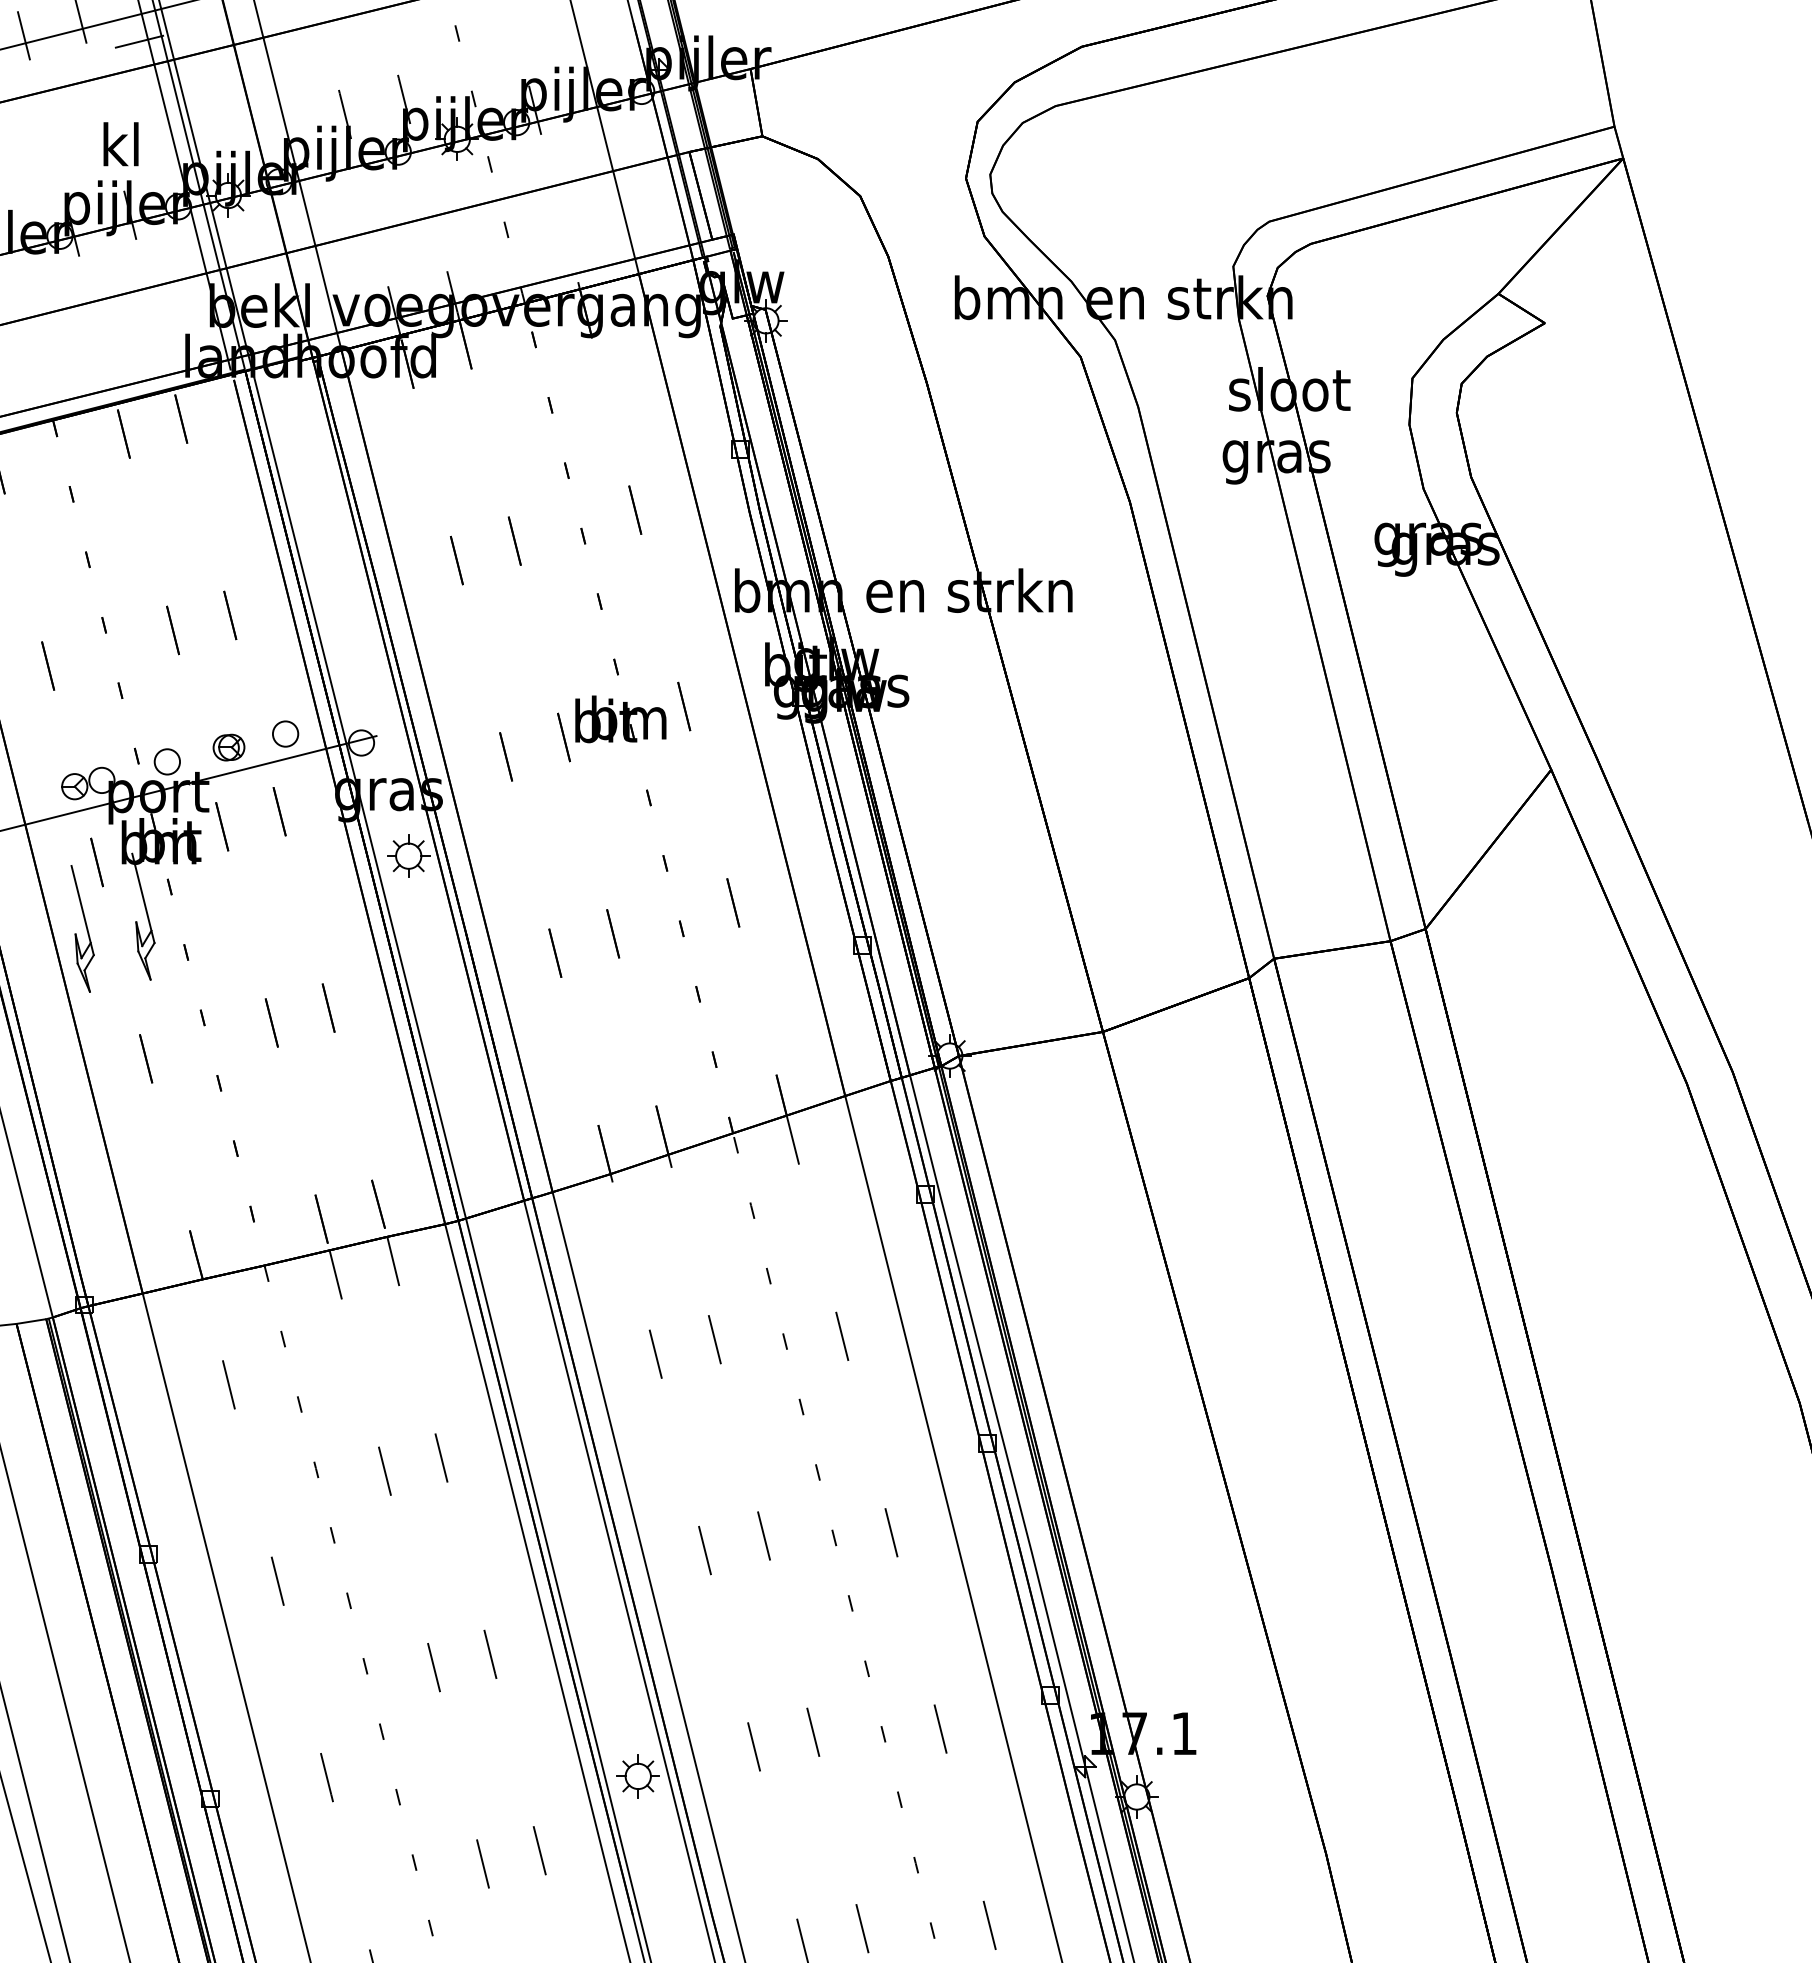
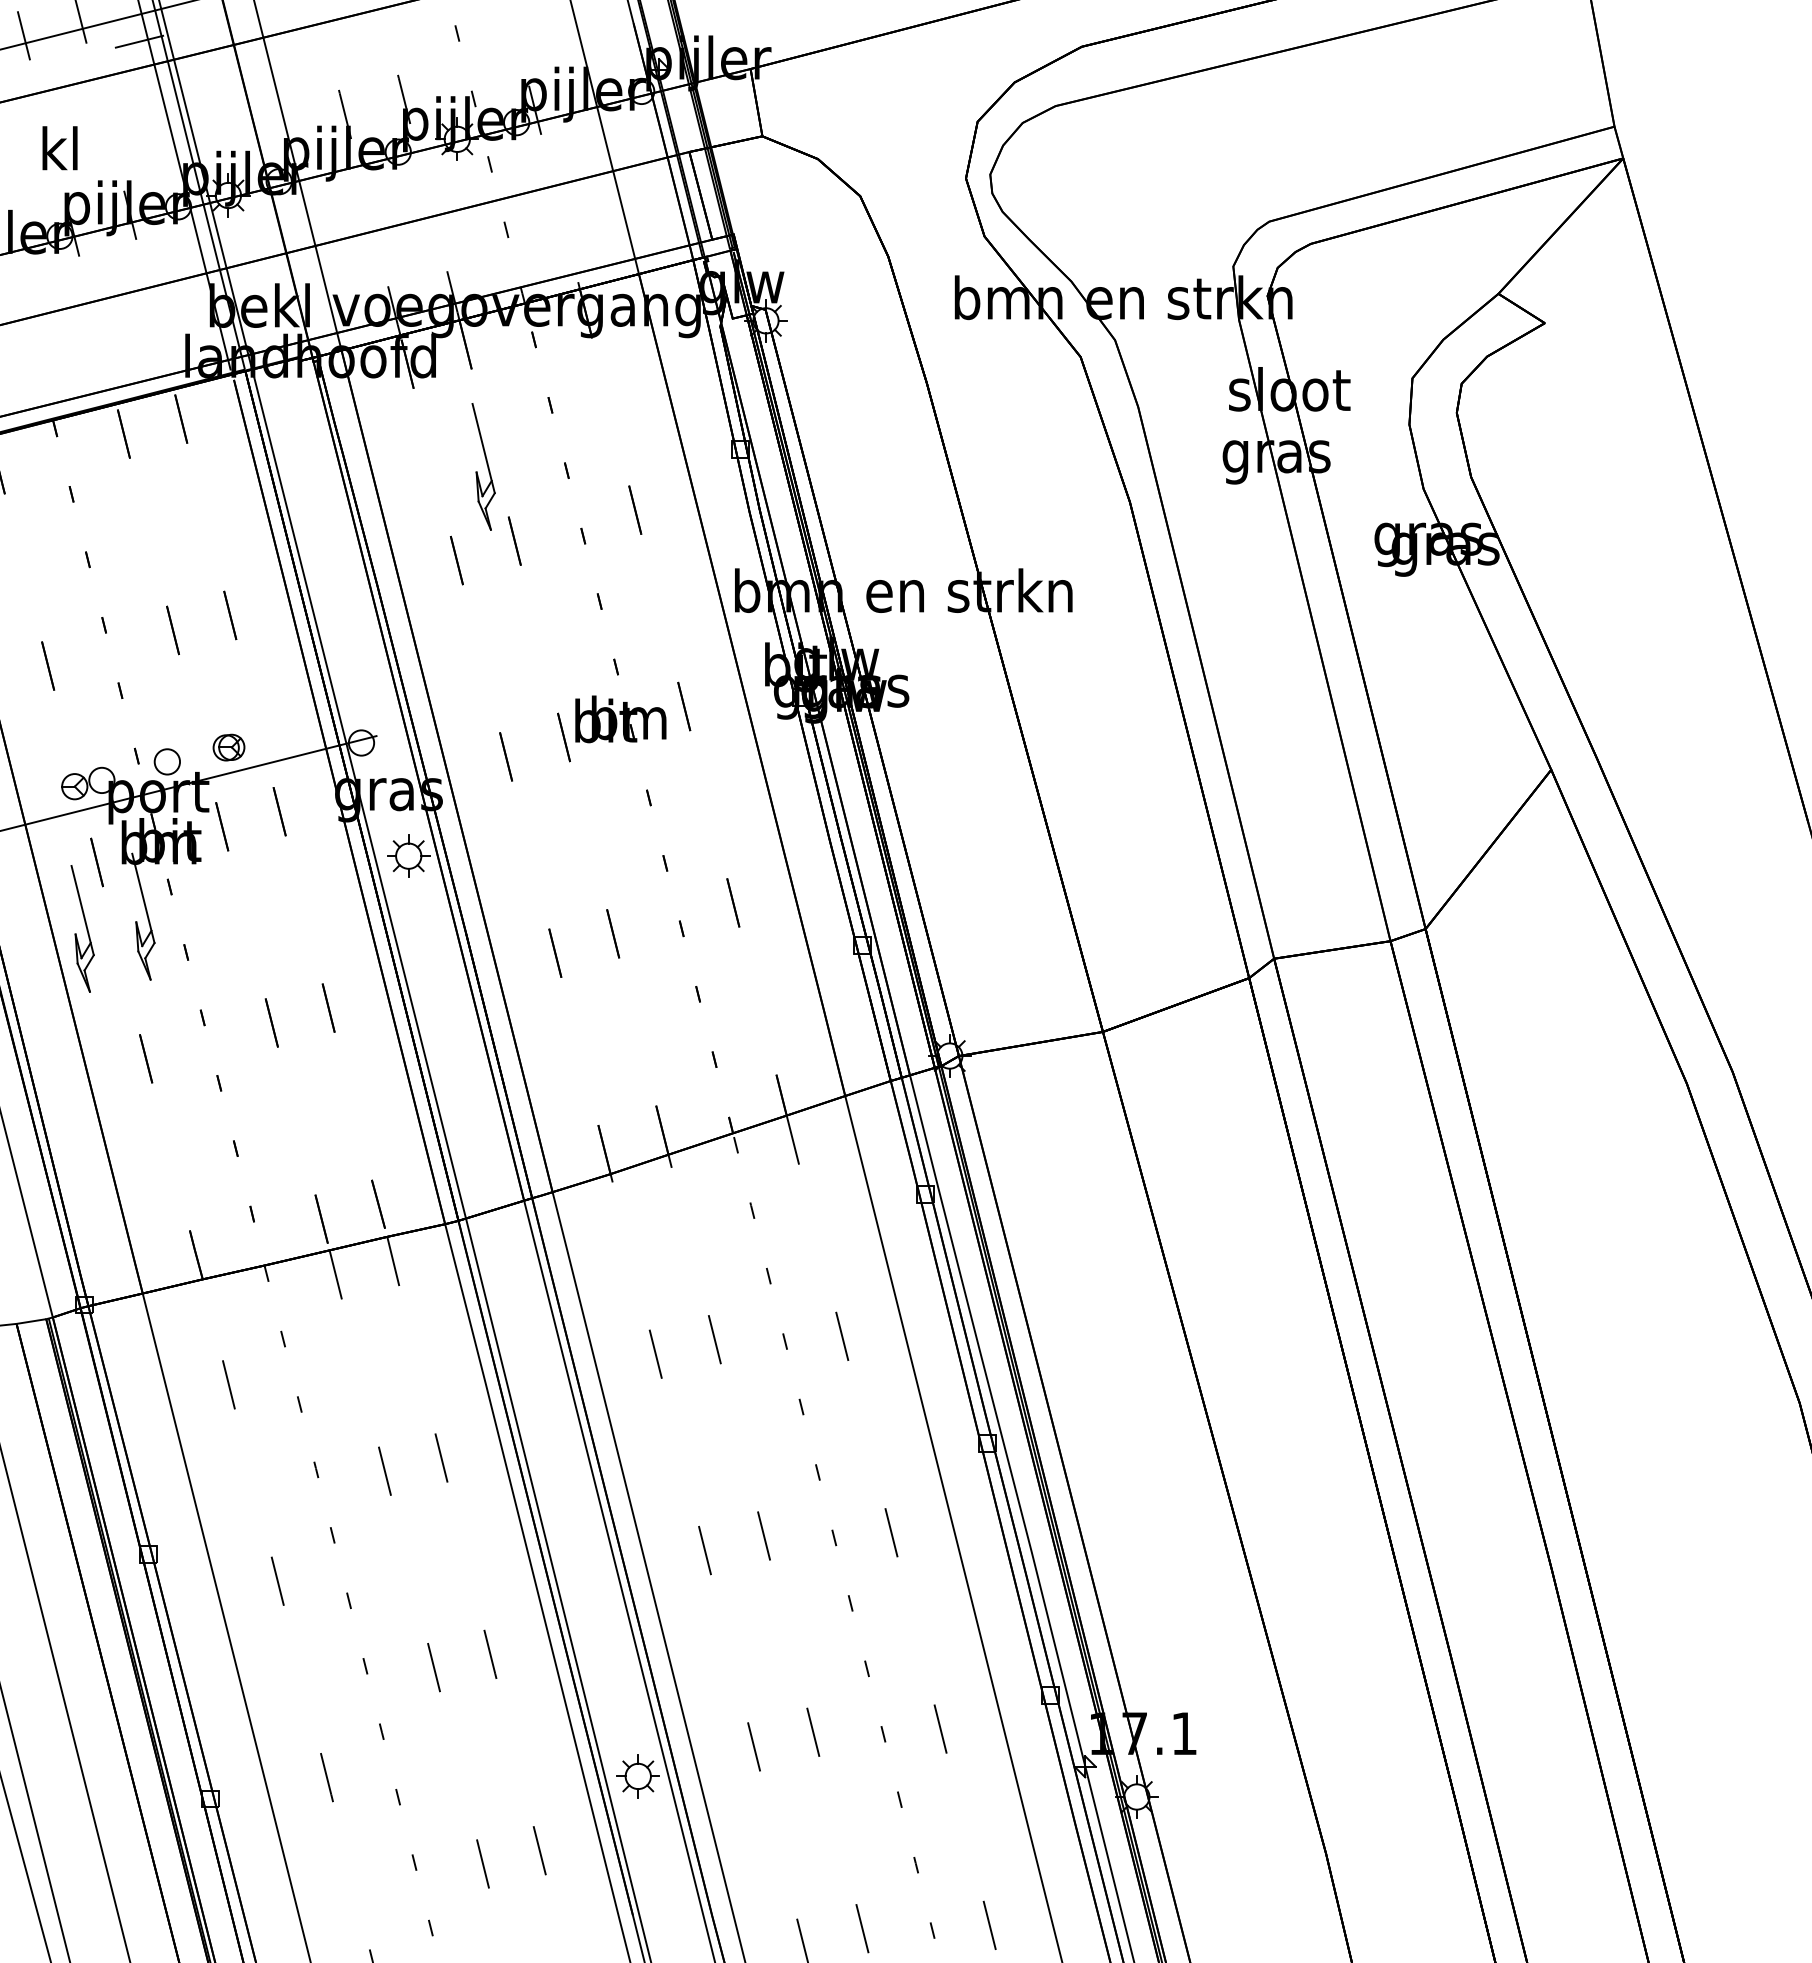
text position: (120, 144) -> (59, 148) (59, 148)
part: none -> present (483, 466)
part: present -> none (285, 733)
